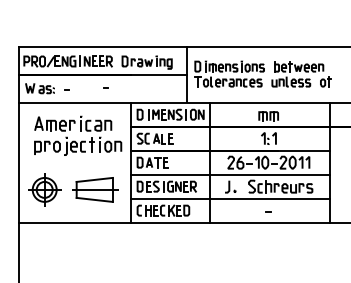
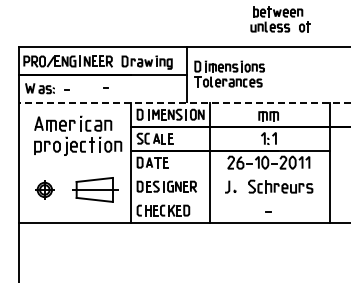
part position: (301, 74) -> (280, 19) (280, 19)
line: solid -> dashed (184, 102)
line: present -> none (230, 174)
part size: 34x34 px -> 20x20 px (44, 189)
line: present -> none (230, 198)
